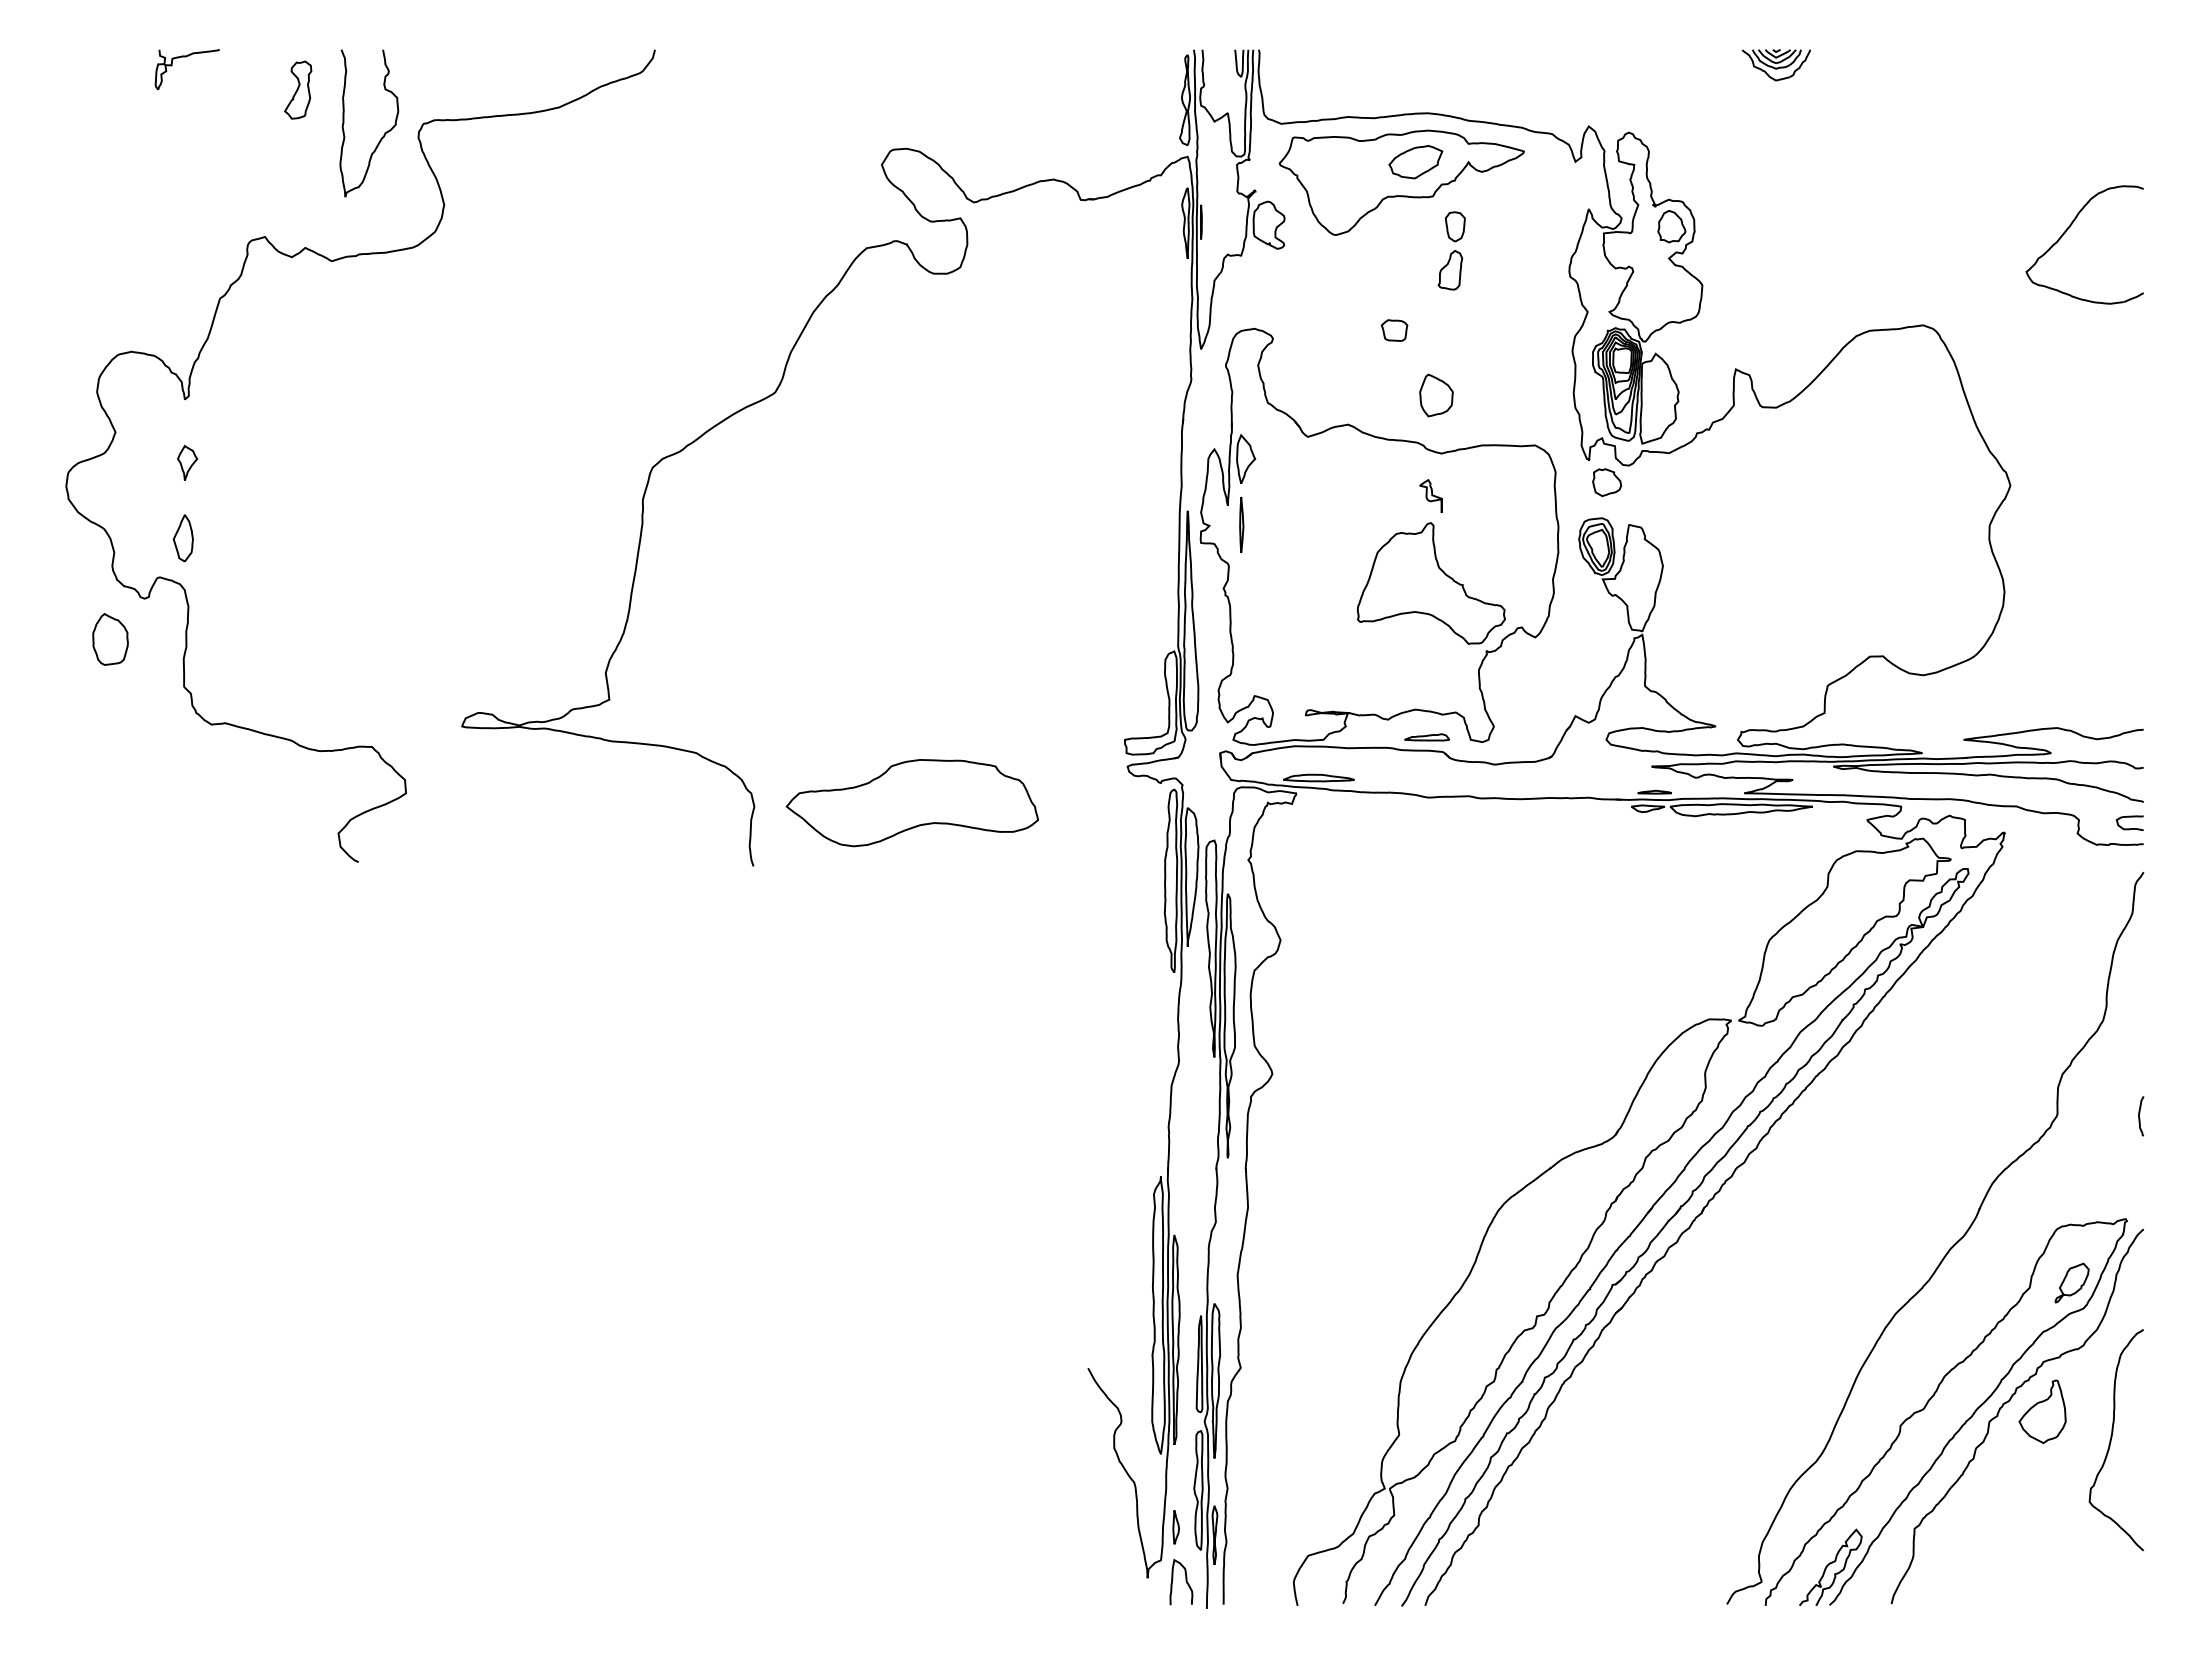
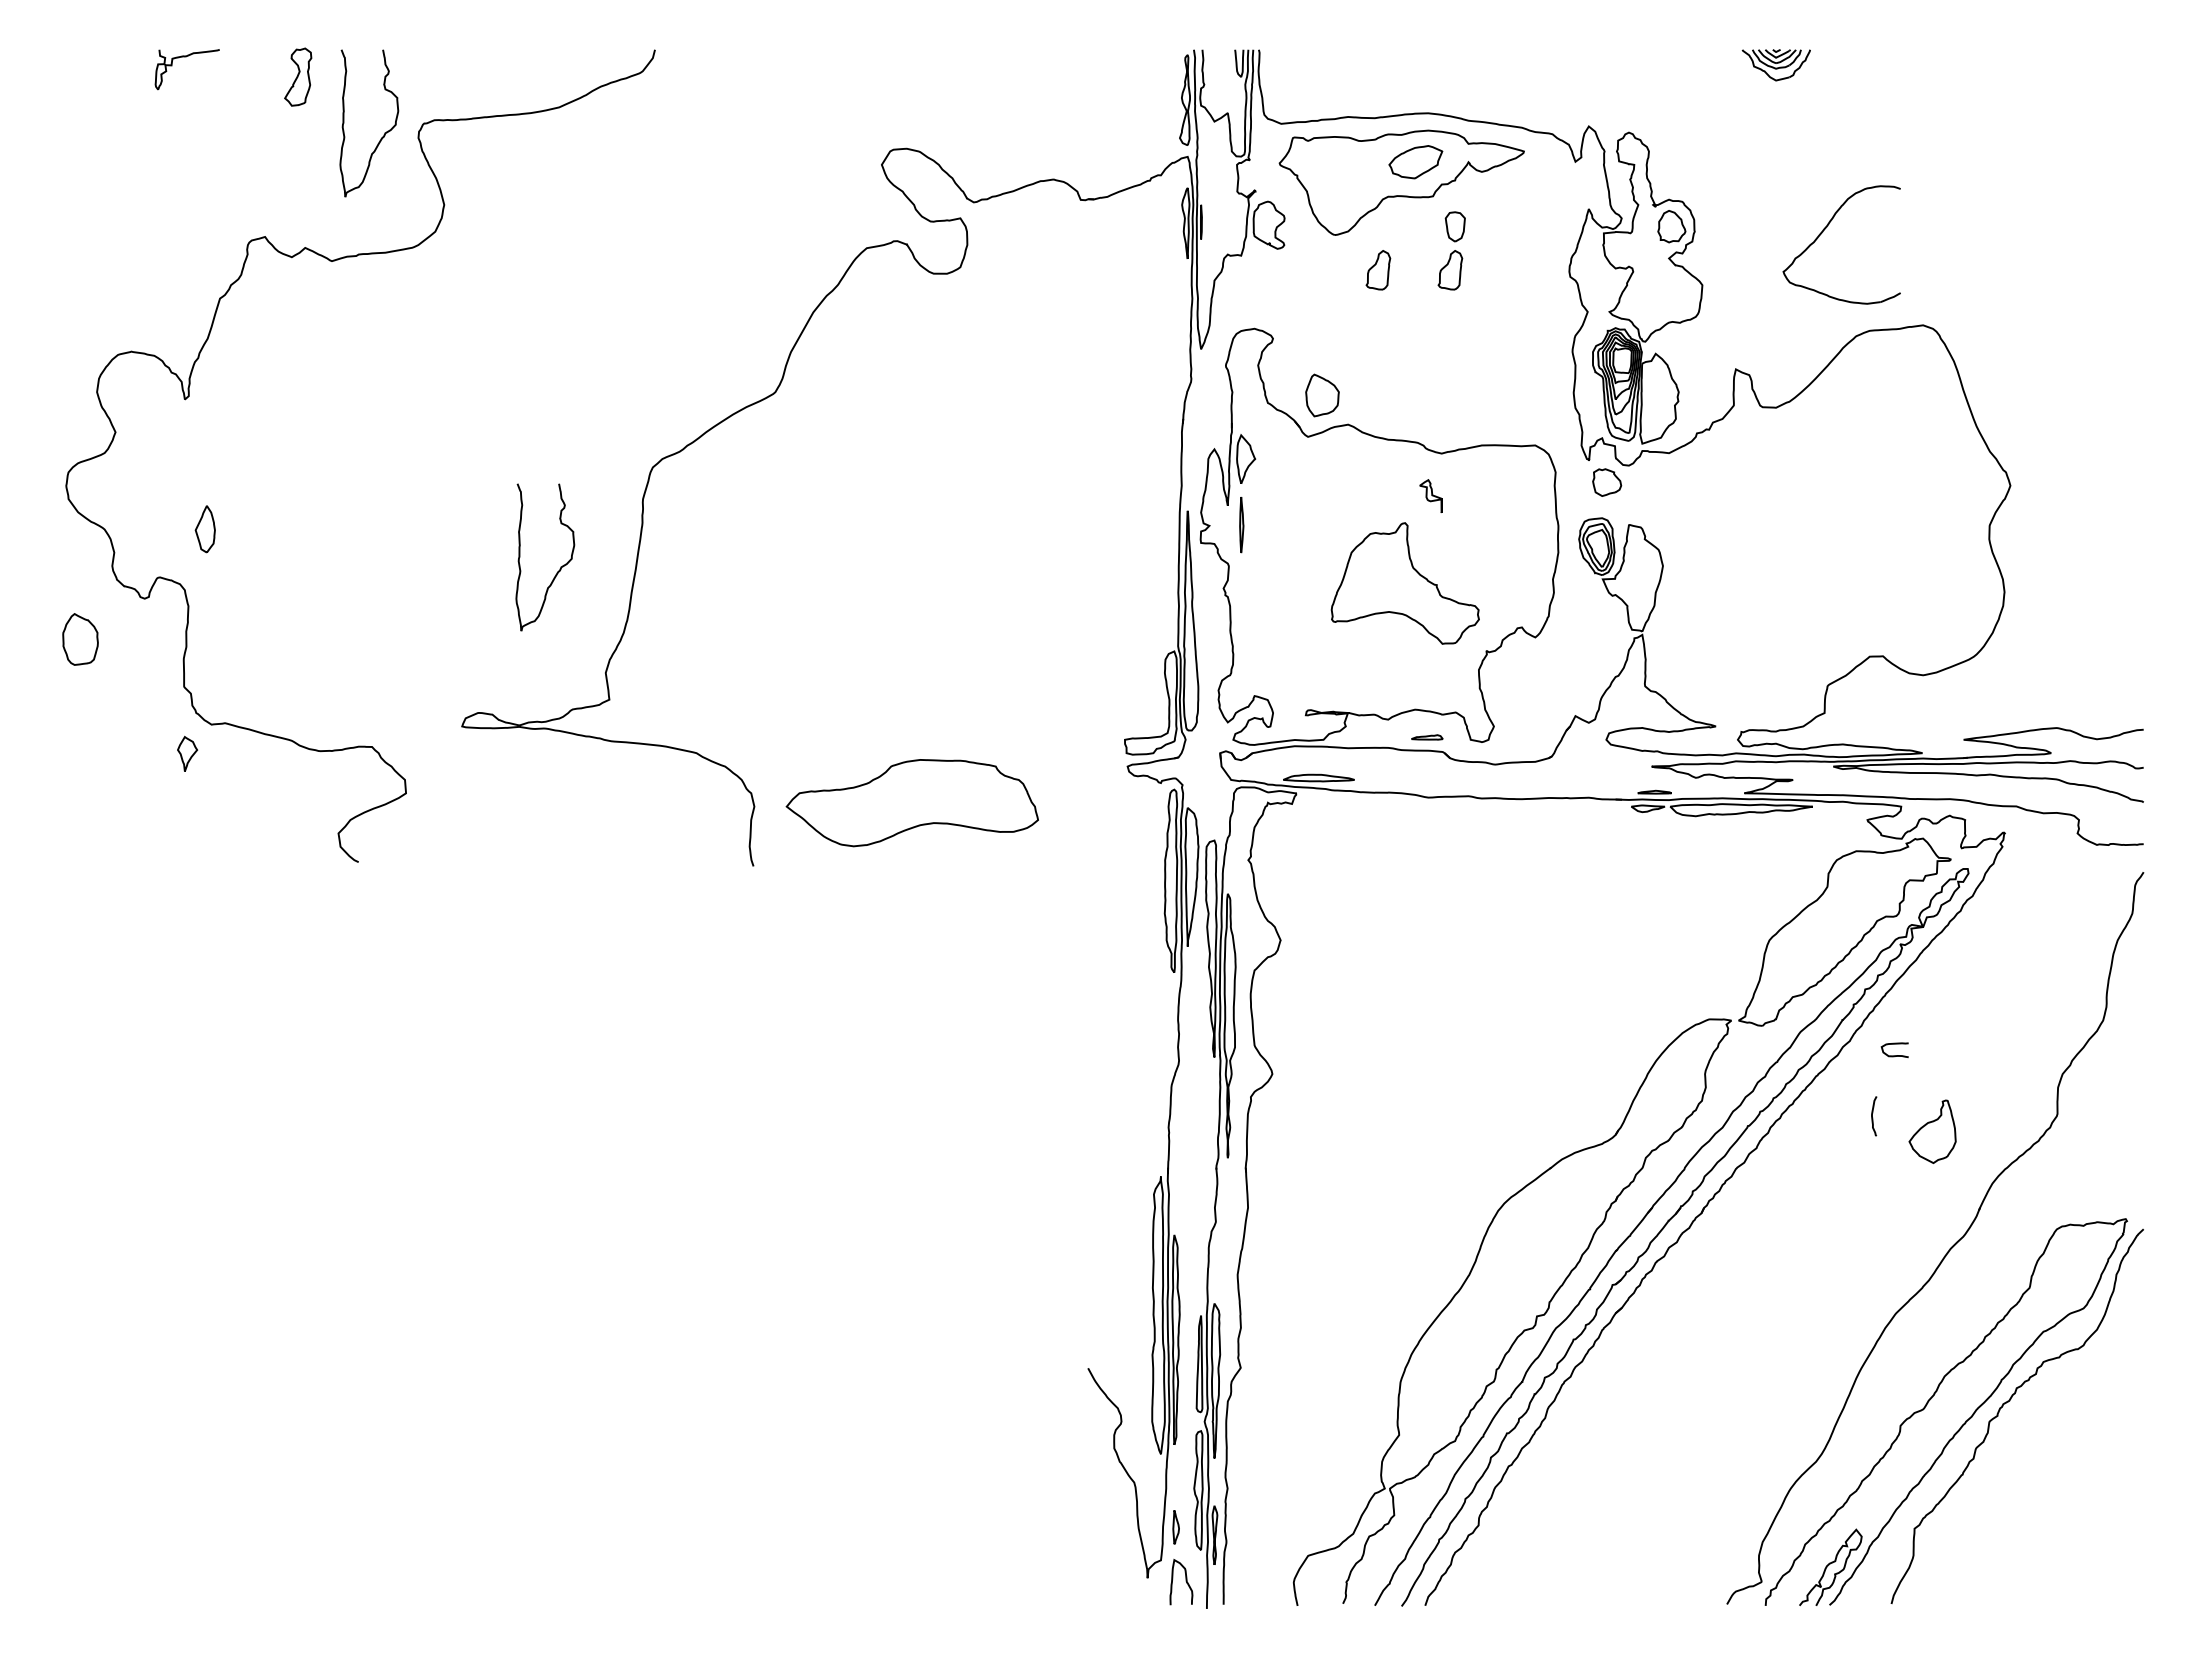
part position: (298, 89) -> (298, 76) (298, 76)
part position: (2069, 228) -> (1826, 228) (1826, 228)
part: none -> present (1378, 270)
part: present -> none (1394, 330)
part position: (1436, 395) -> (1322, 395) (1322, 395)
part position: (187, 462) -> (187, 753) (187, 753)
part position: (182, 538) -> (204, 529) (204, 529)
part: none -> present (560, 566)
part position: (1430, 583) -> (1404, 583) (1404, 583)
part position: (110, 639) -> (80, 639) (80, 639)
part size: 47x9 px -> 33x7 px (1427, 737)
curve position: (2129, 817) -> (1894, 1044) (1894, 1044)
curve position: (2139, 1116) -> (1872, 1116) (1872, 1116)
part: present -> none (2071, 1282)
part position: (2042, 1411) -> (1932, 1131) (1932, 1131)
curve: present -> none (2111, 1440)
